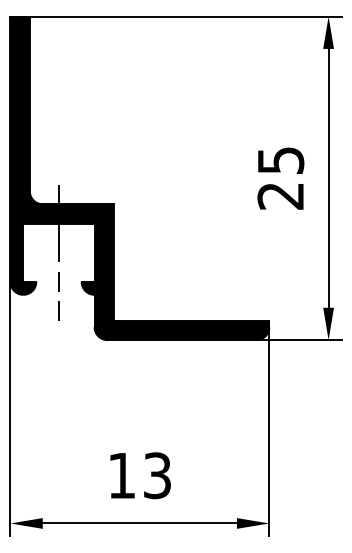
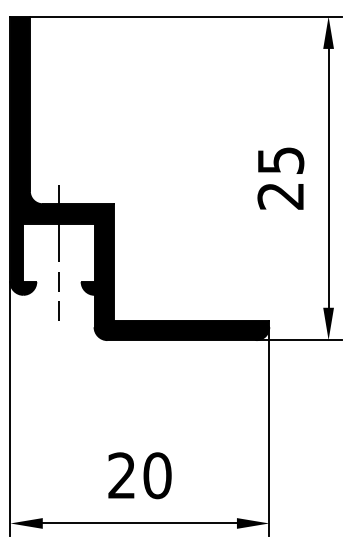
text: 13 -> 20 (139, 475)
